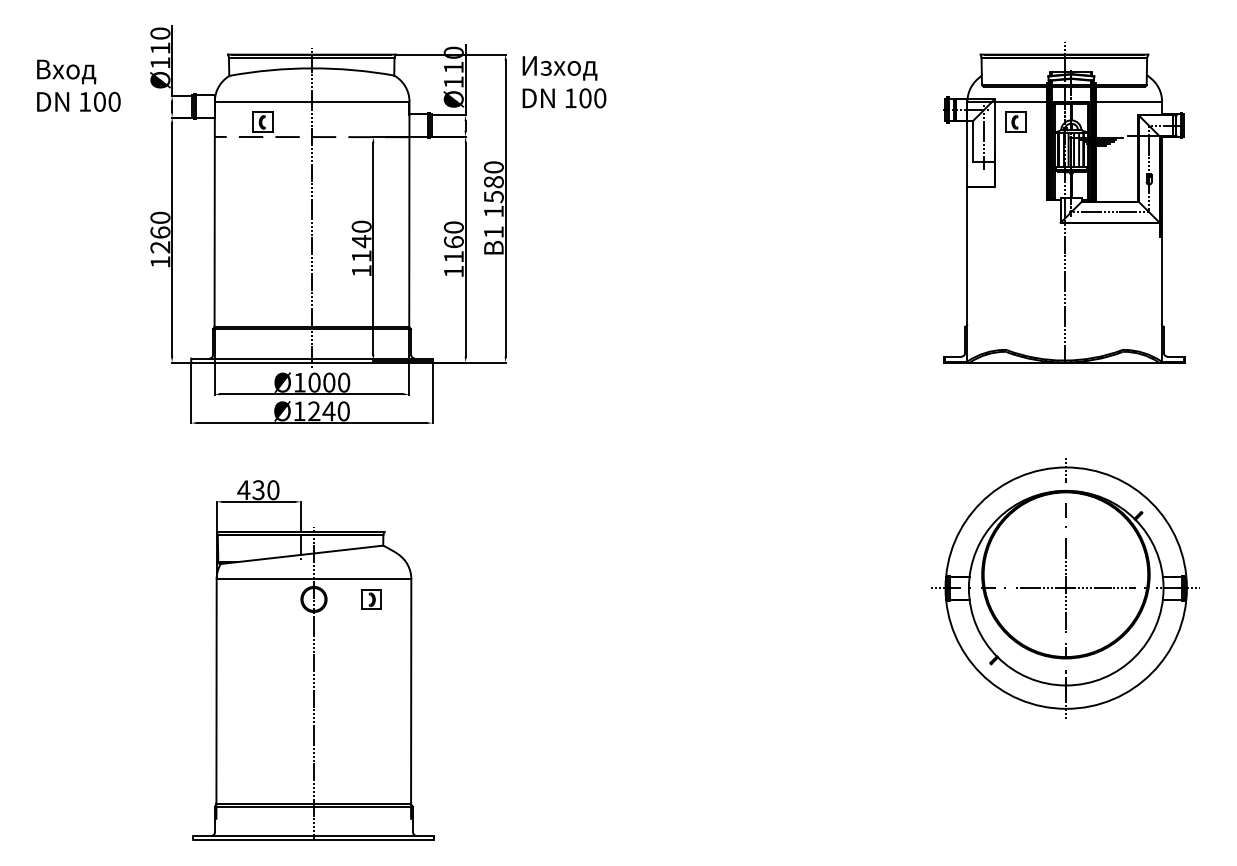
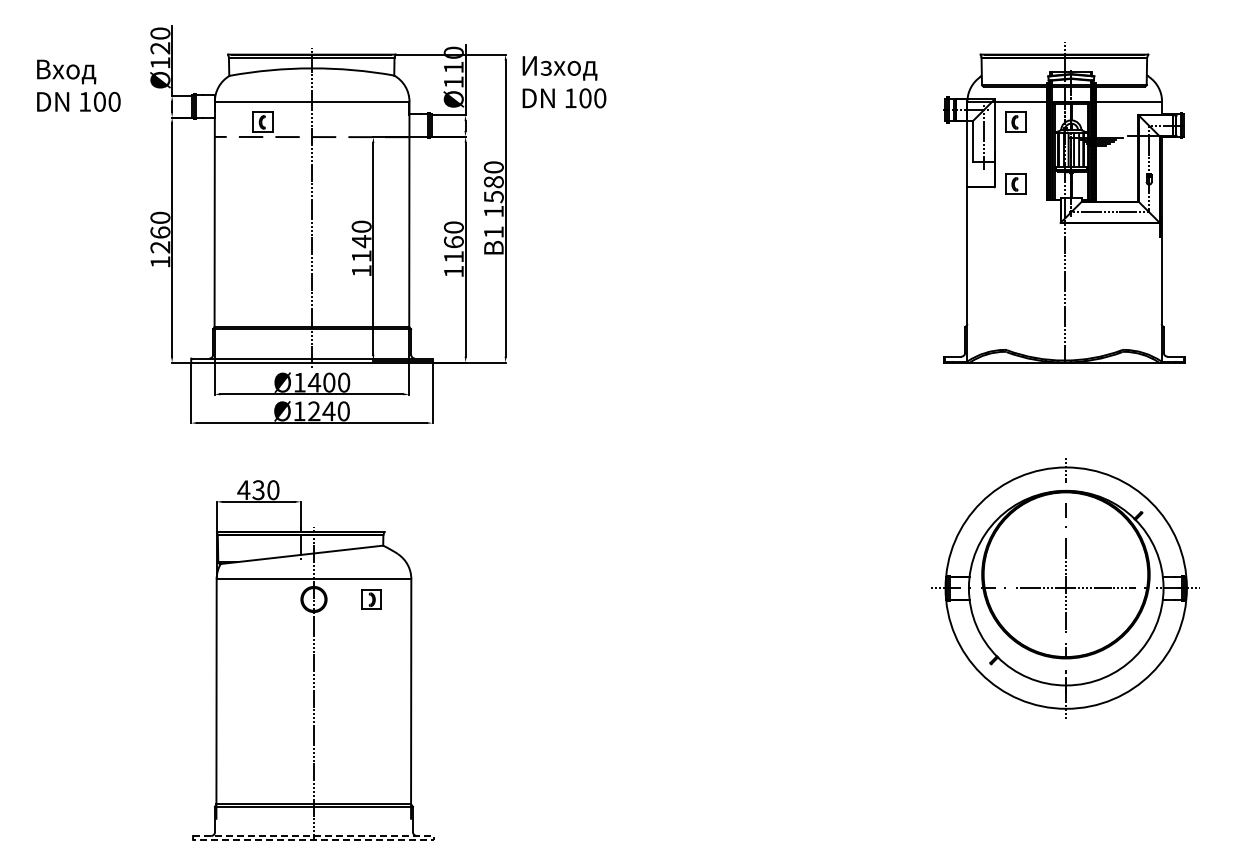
text: Ø110 -> Ø120 (160, 48)
part: none -> present (1015, 183)
text: Ø1000 -> Ø1400 (314, 382)
line: solid -> dashed (434, 837)
